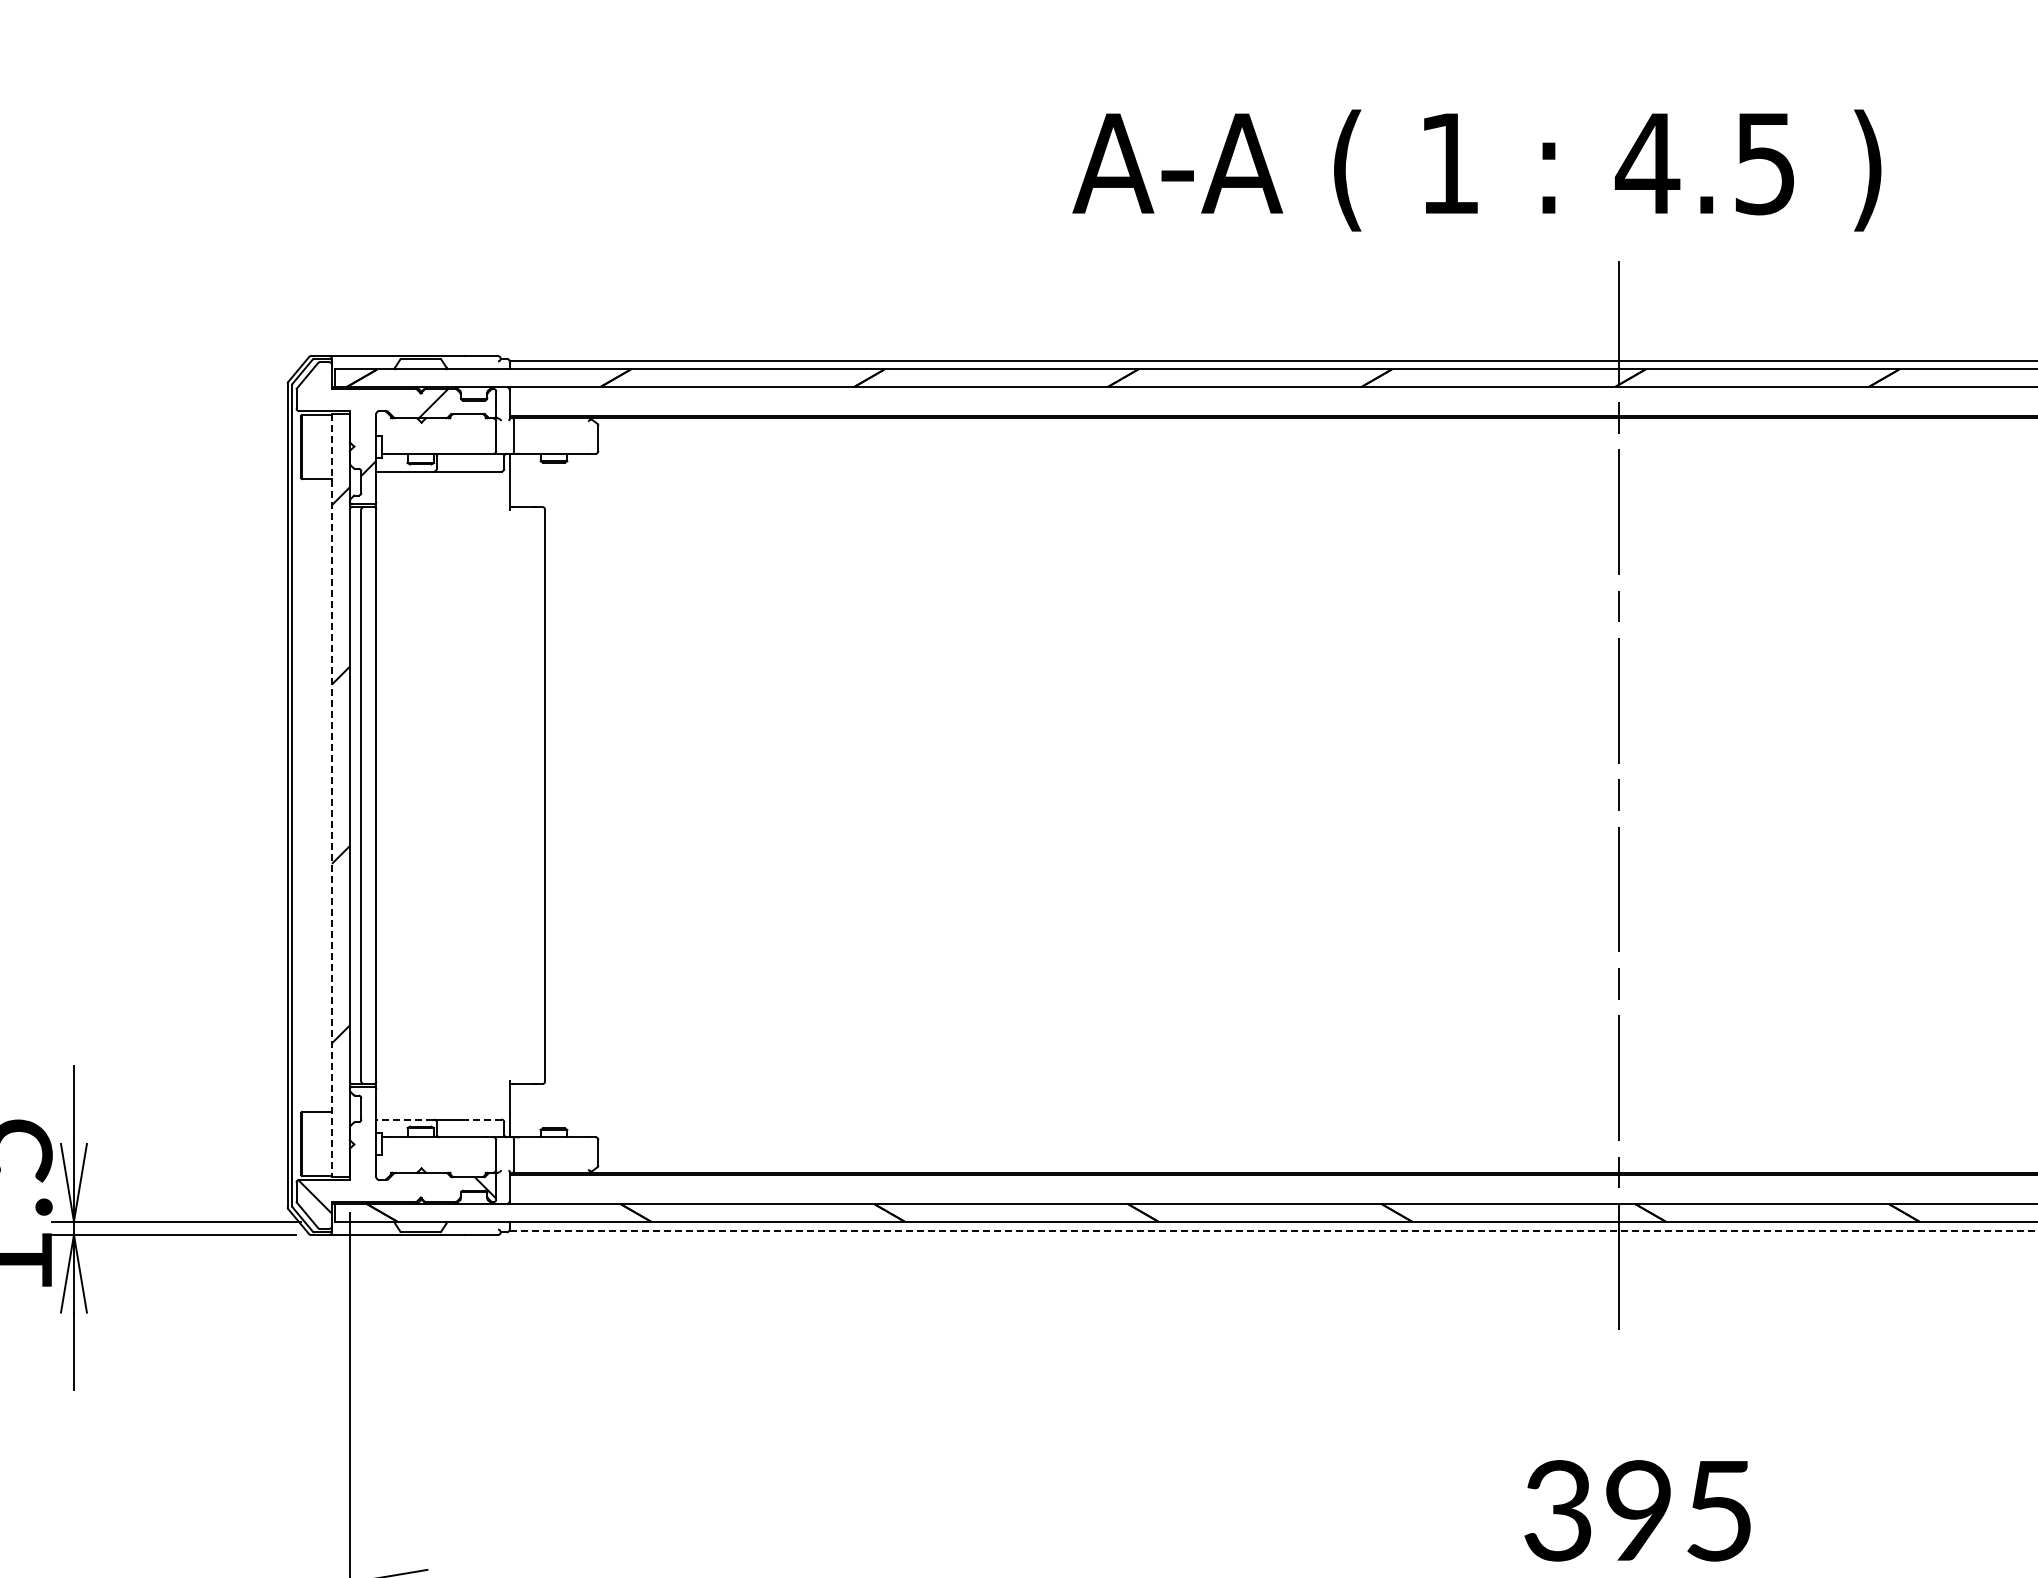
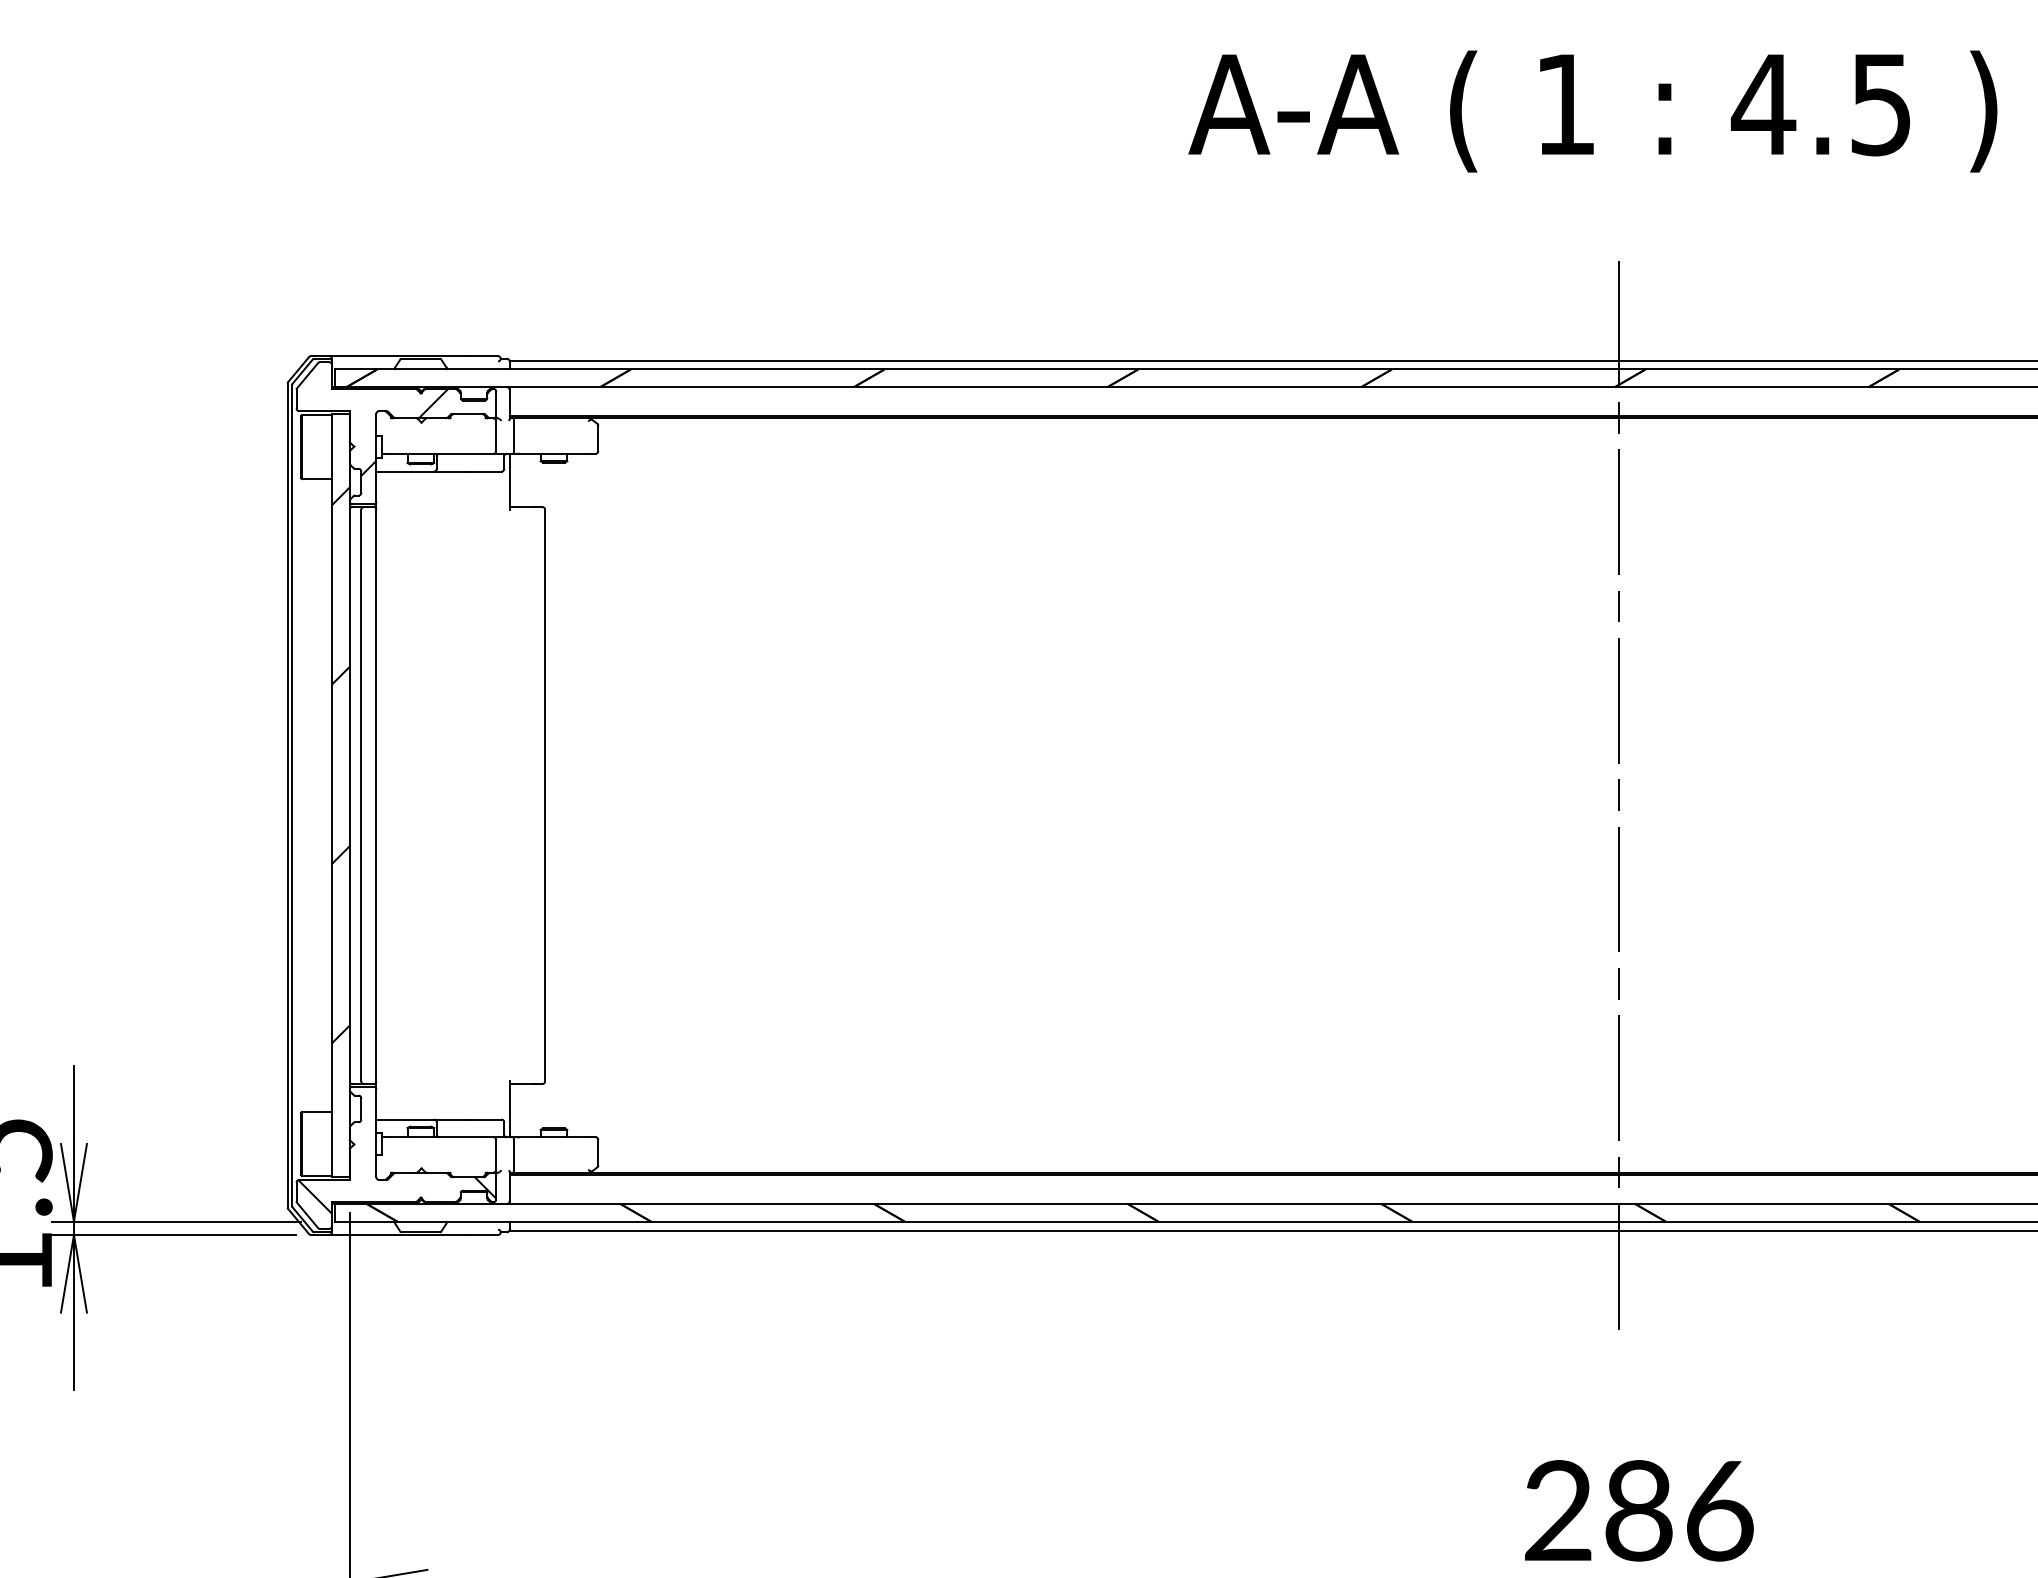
text position: (1476, 170) -> (1592, 111) (1592, 111)
line: dashed -> solid (332, 795)
line: dashed -> solid (404, 1119)
line: dashed -> solid (483, 1119)
line: dashed -> solid (1273, 1230)
text: 395 -> 286 (1638, 1510)
